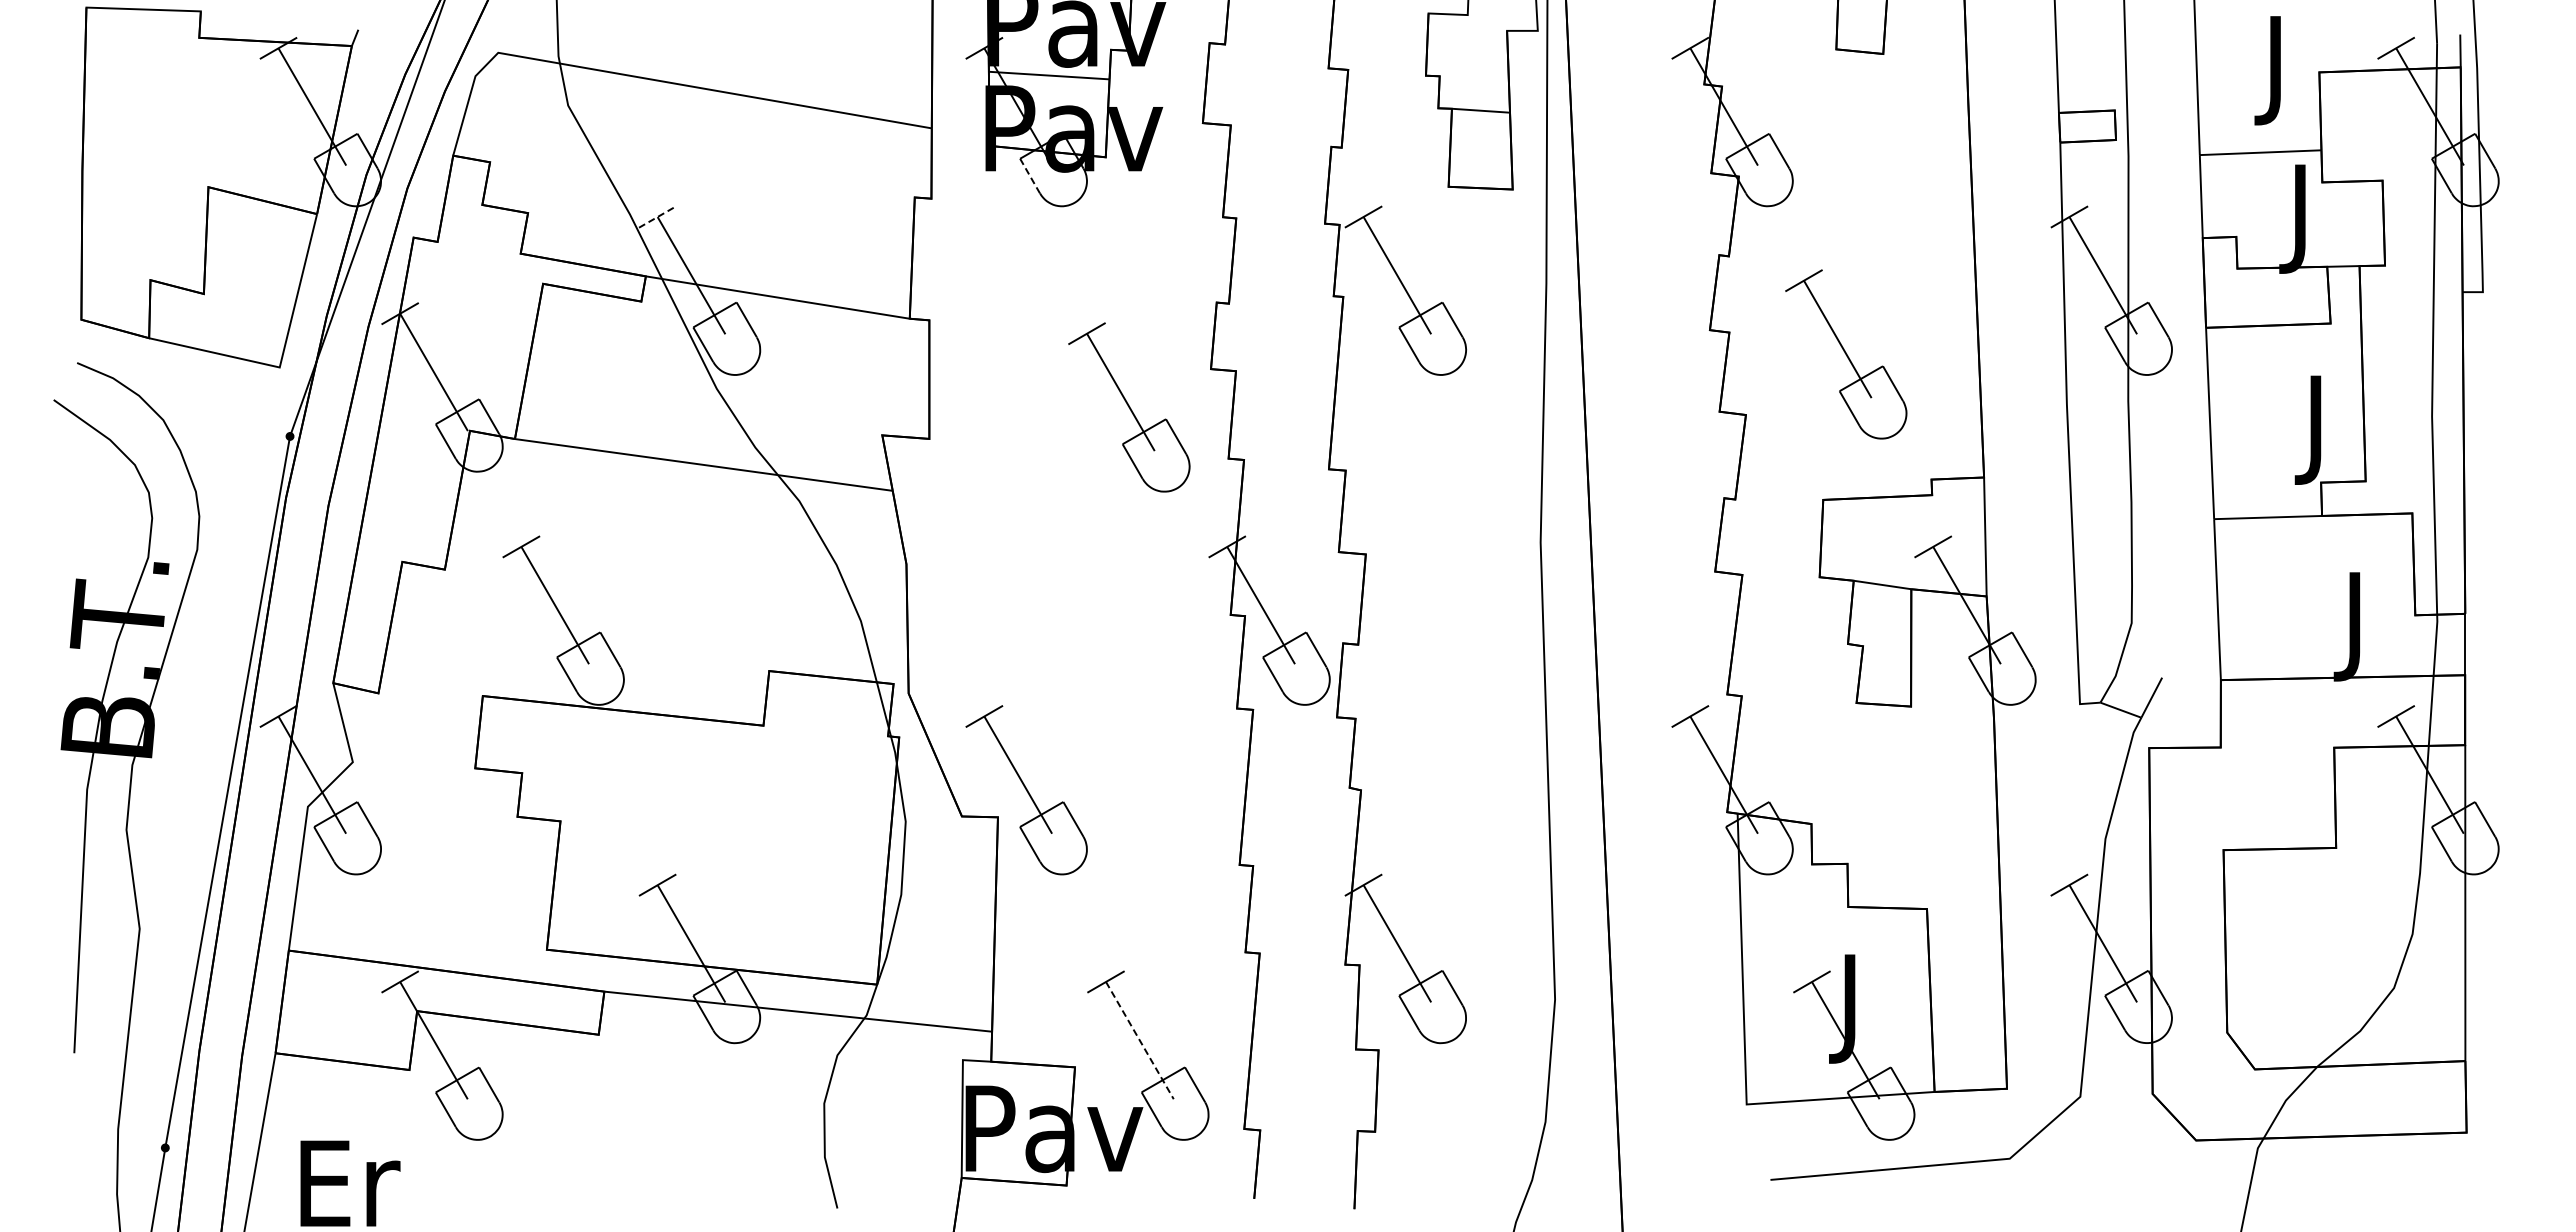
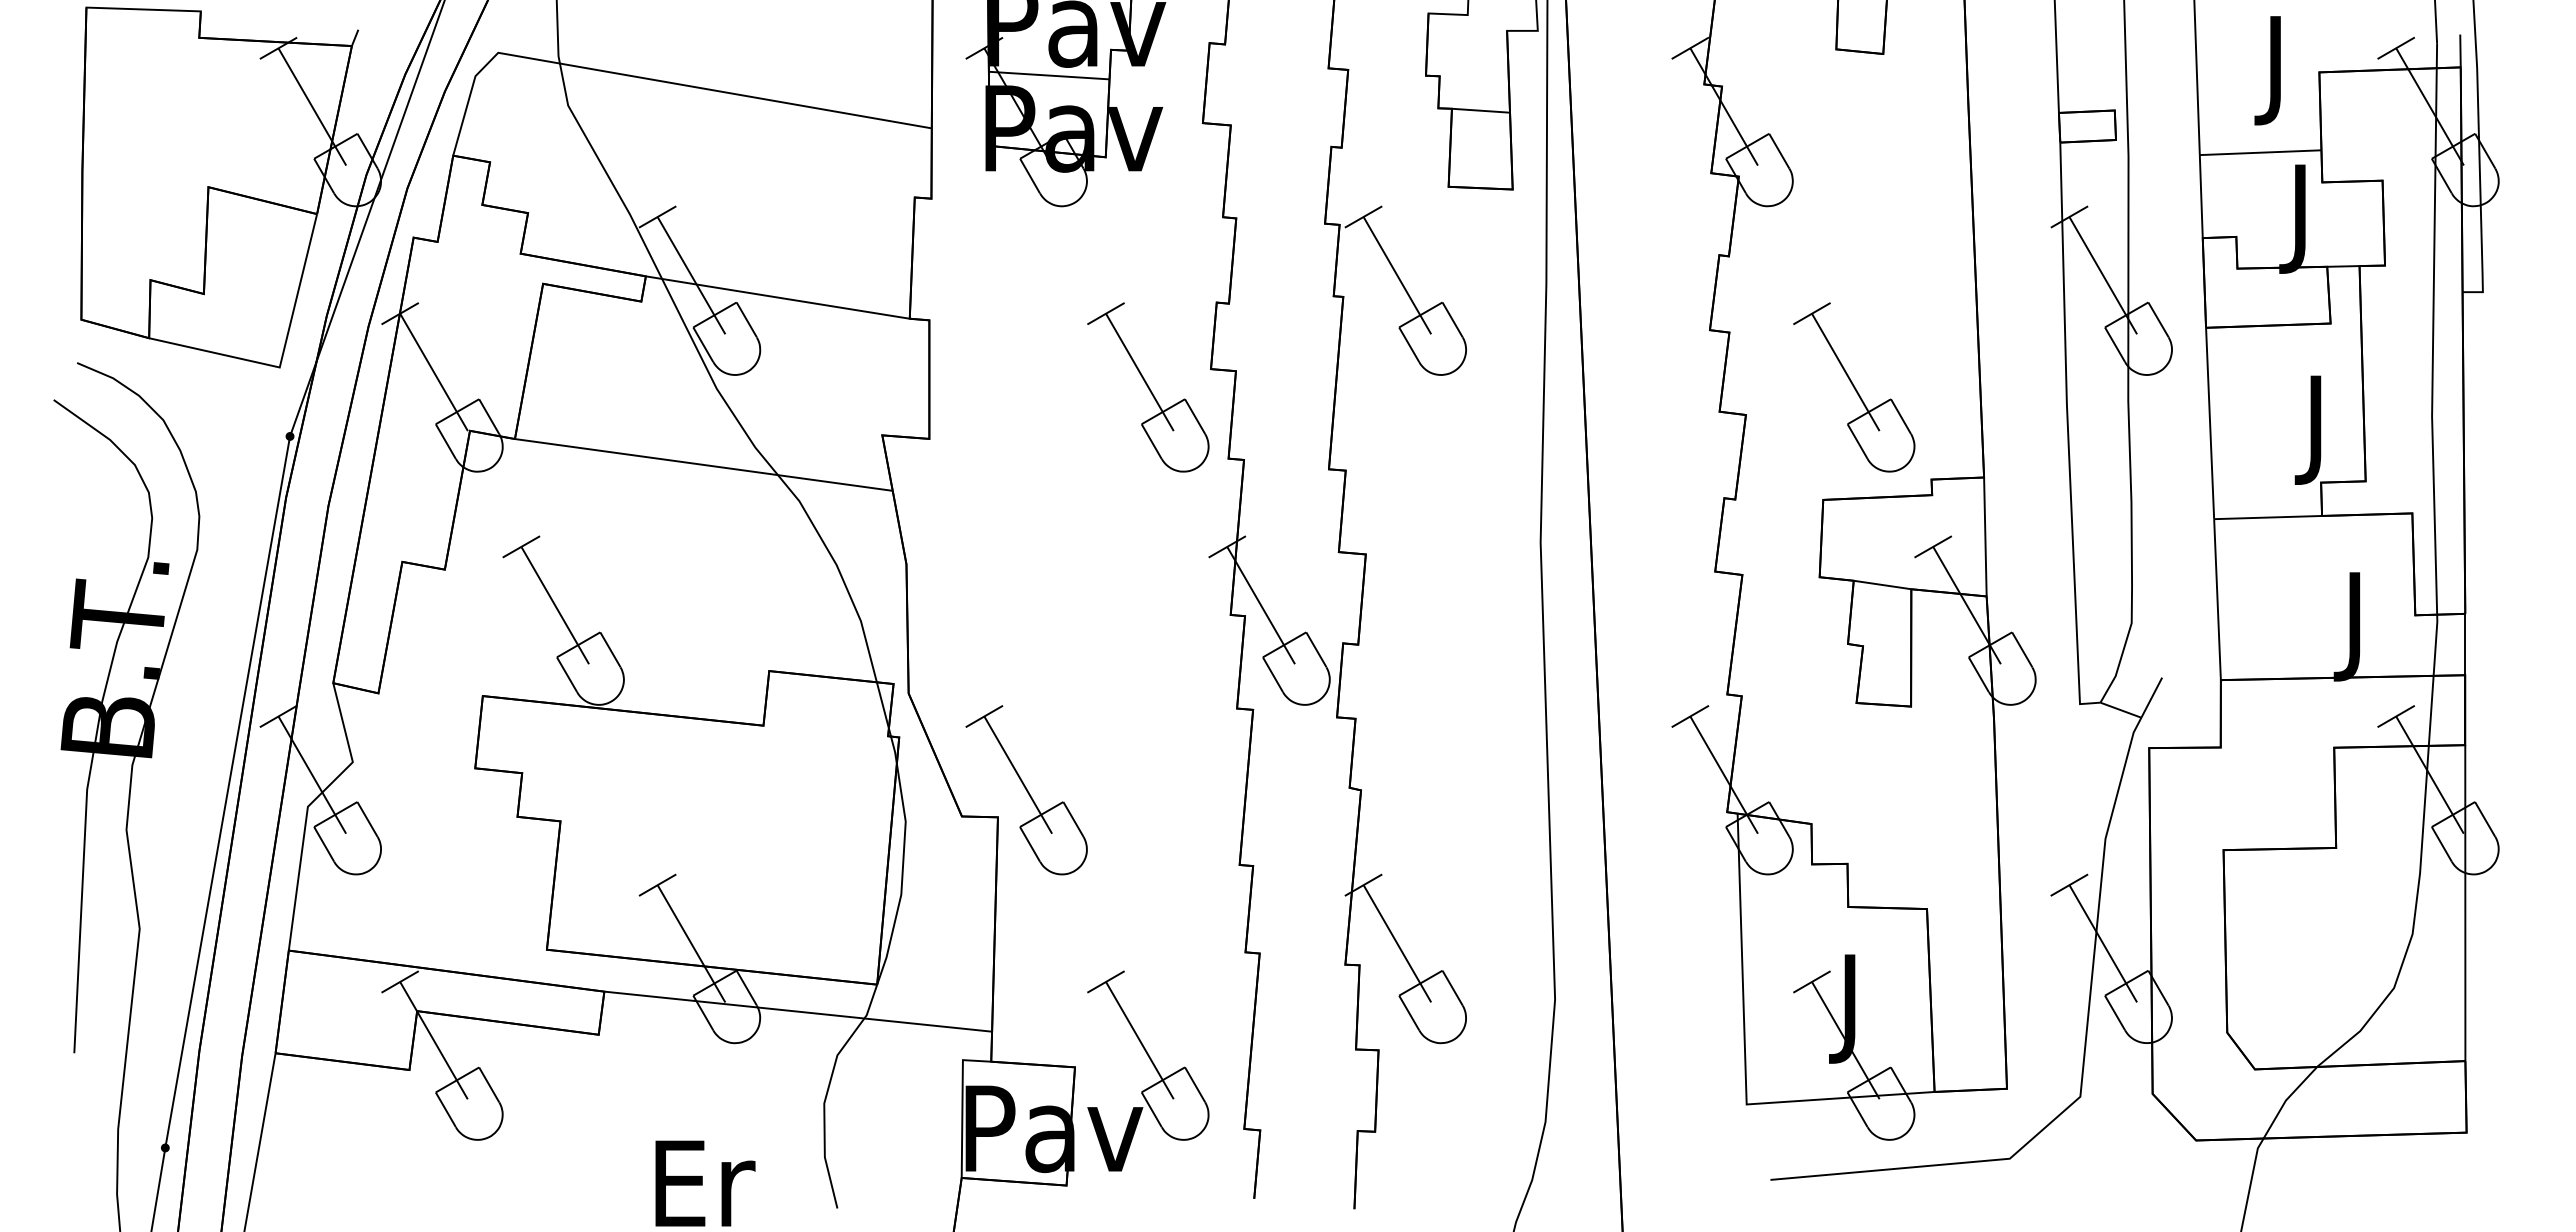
line: dashed -> solid (1030, 176)
line: dashed -> solid (658, 216)
part position: (1846, 354) -> (1854, 387) (1854, 387)
part position: (1129, 407) -> (1148, 387) (1148, 387)
line: dashed -> solid (1139, 1040)
text position: (350, 1183) -> (705, 1183) (705, 1183)
